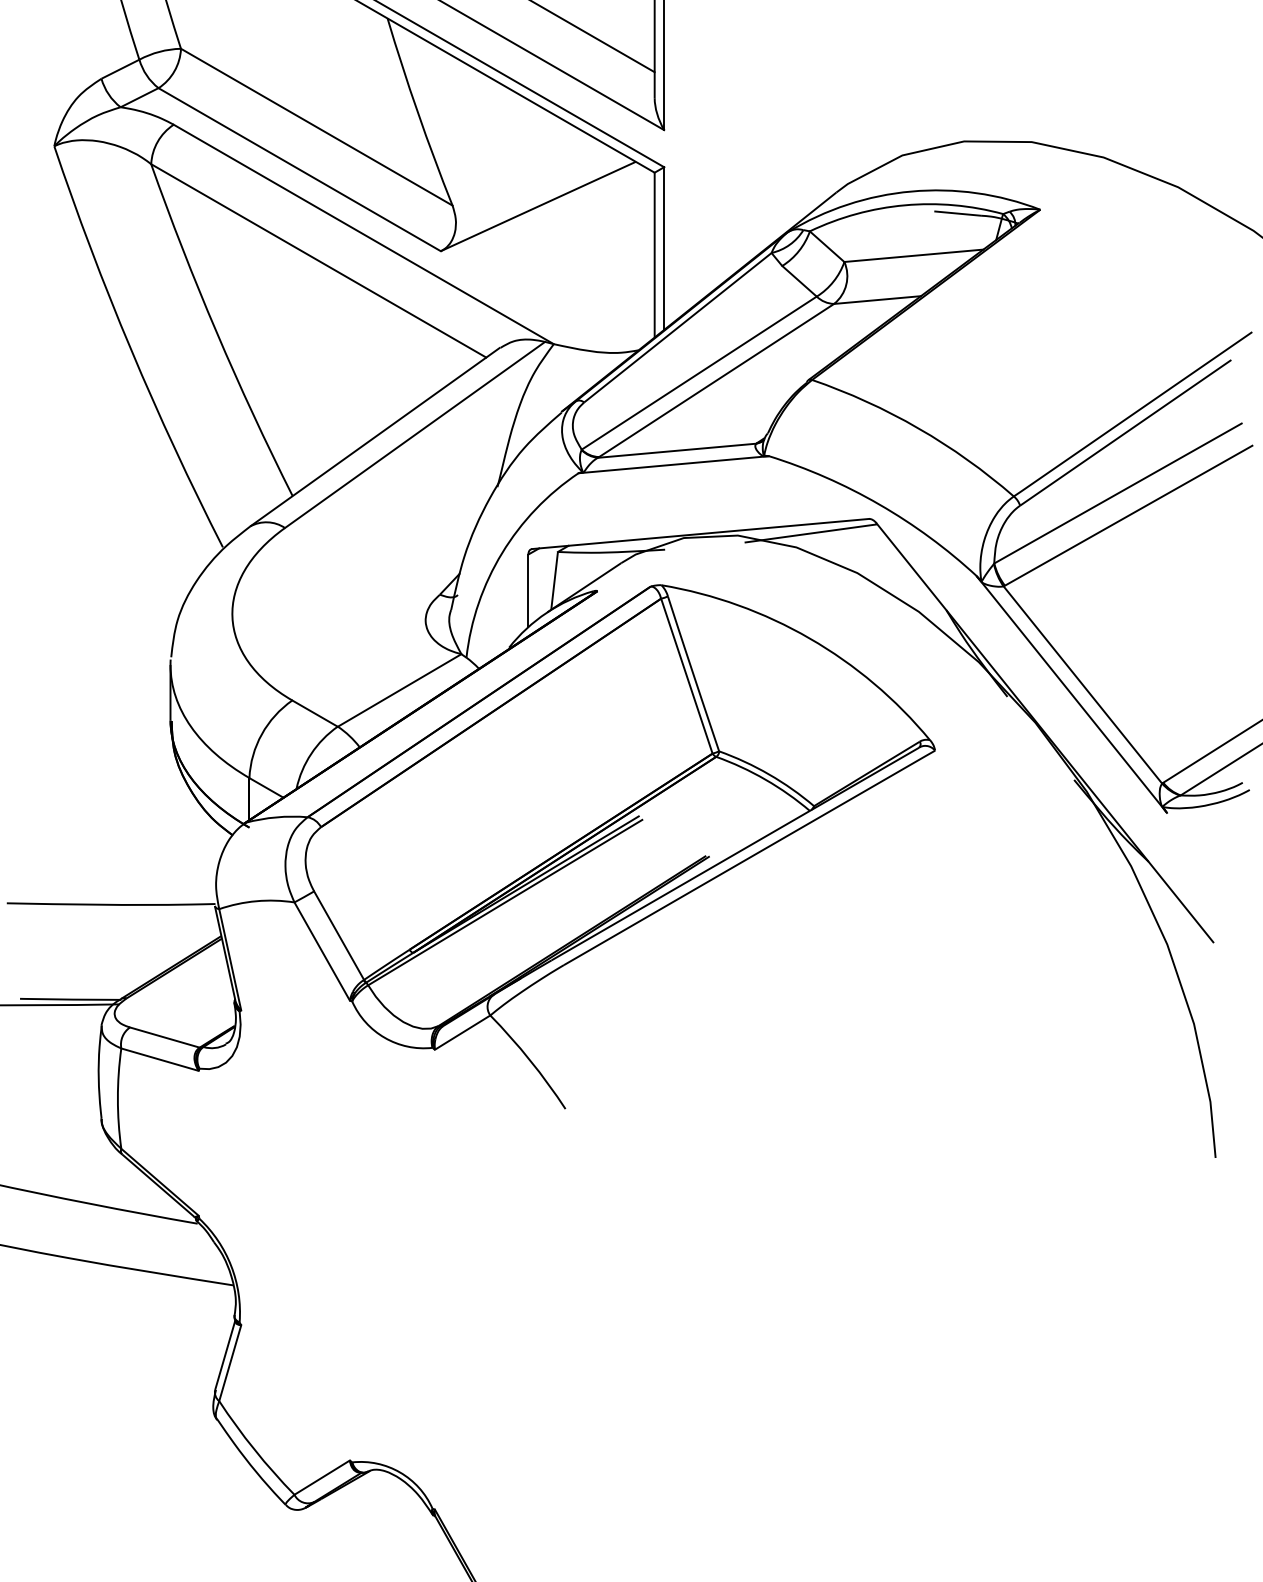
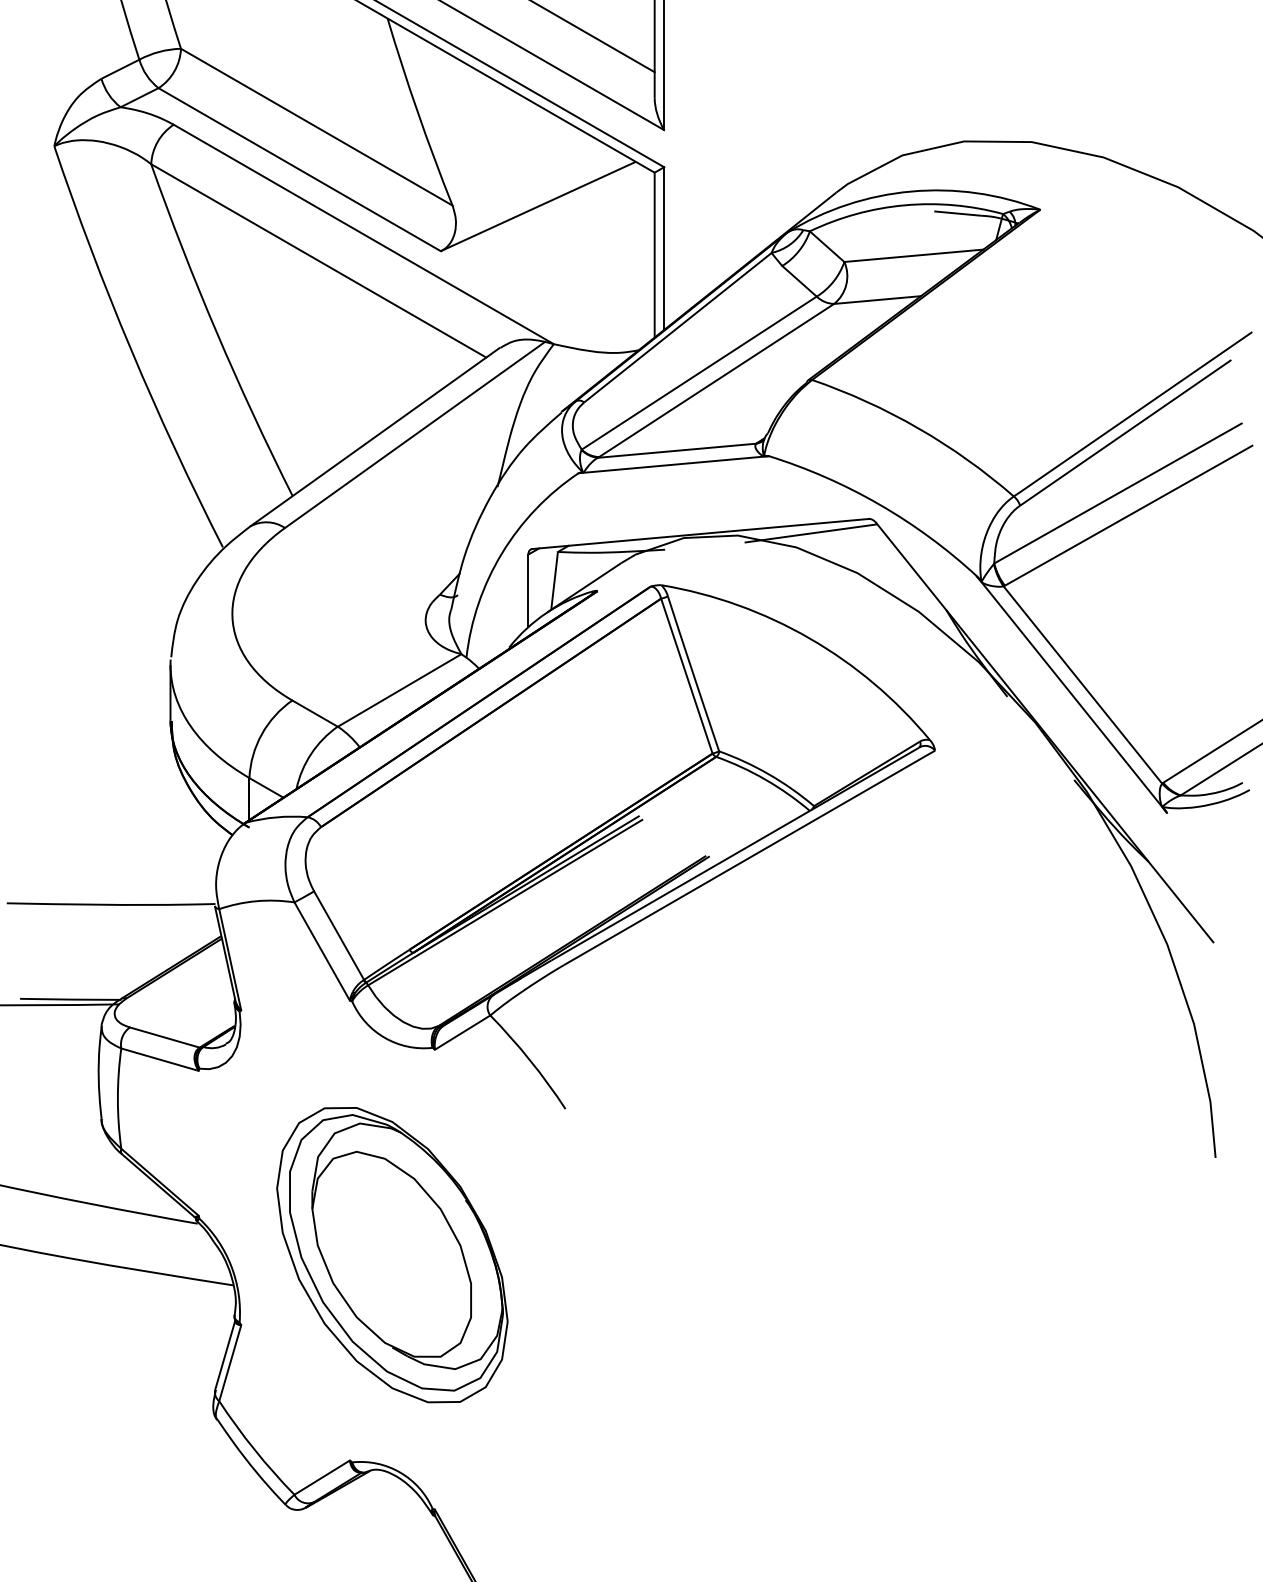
part: none -> present (392, 1255)
